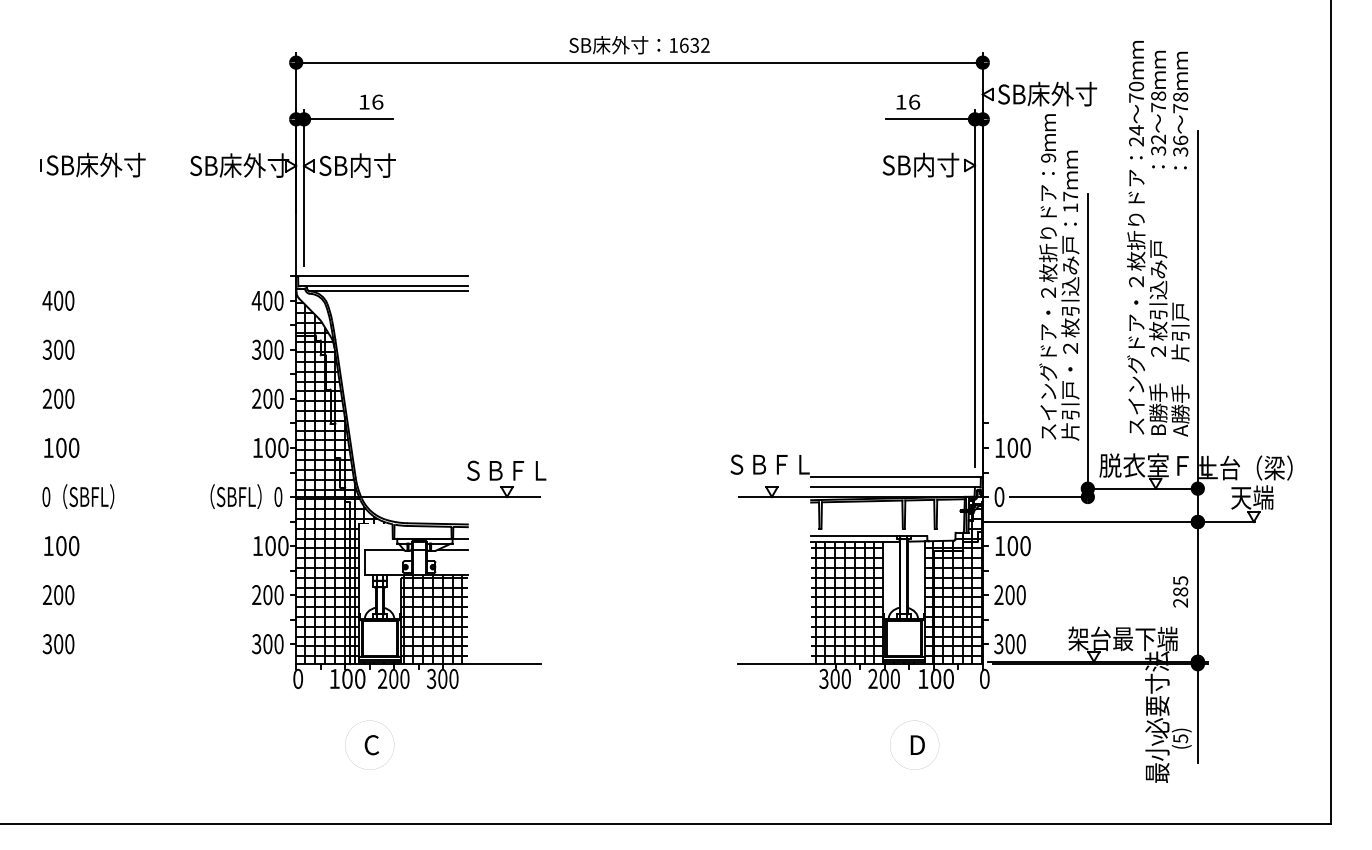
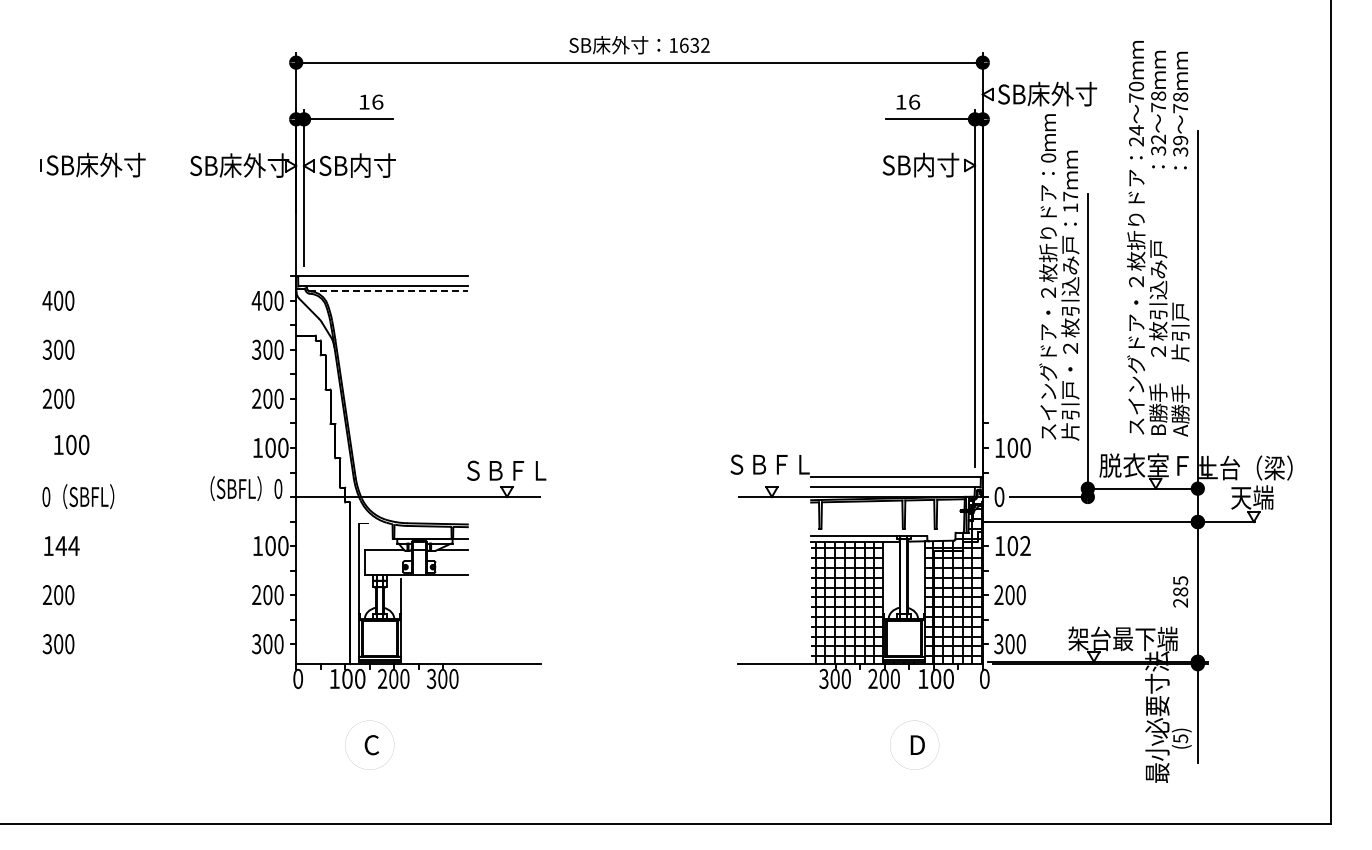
text: 36 -> 39 (1180, 140)
text: 9 -> 0 (1048, 157)
line: solid -> dashed (389, 291)
text position: (61, 447) -> (71, 444) (71, 444)
hatch: present -> none (381, 483)
text position: (246, 496) -> (246, 488) (246, 488)
text: 100 -> 144 (67, 546)
text: 100 -> 102 (1025, 546)
